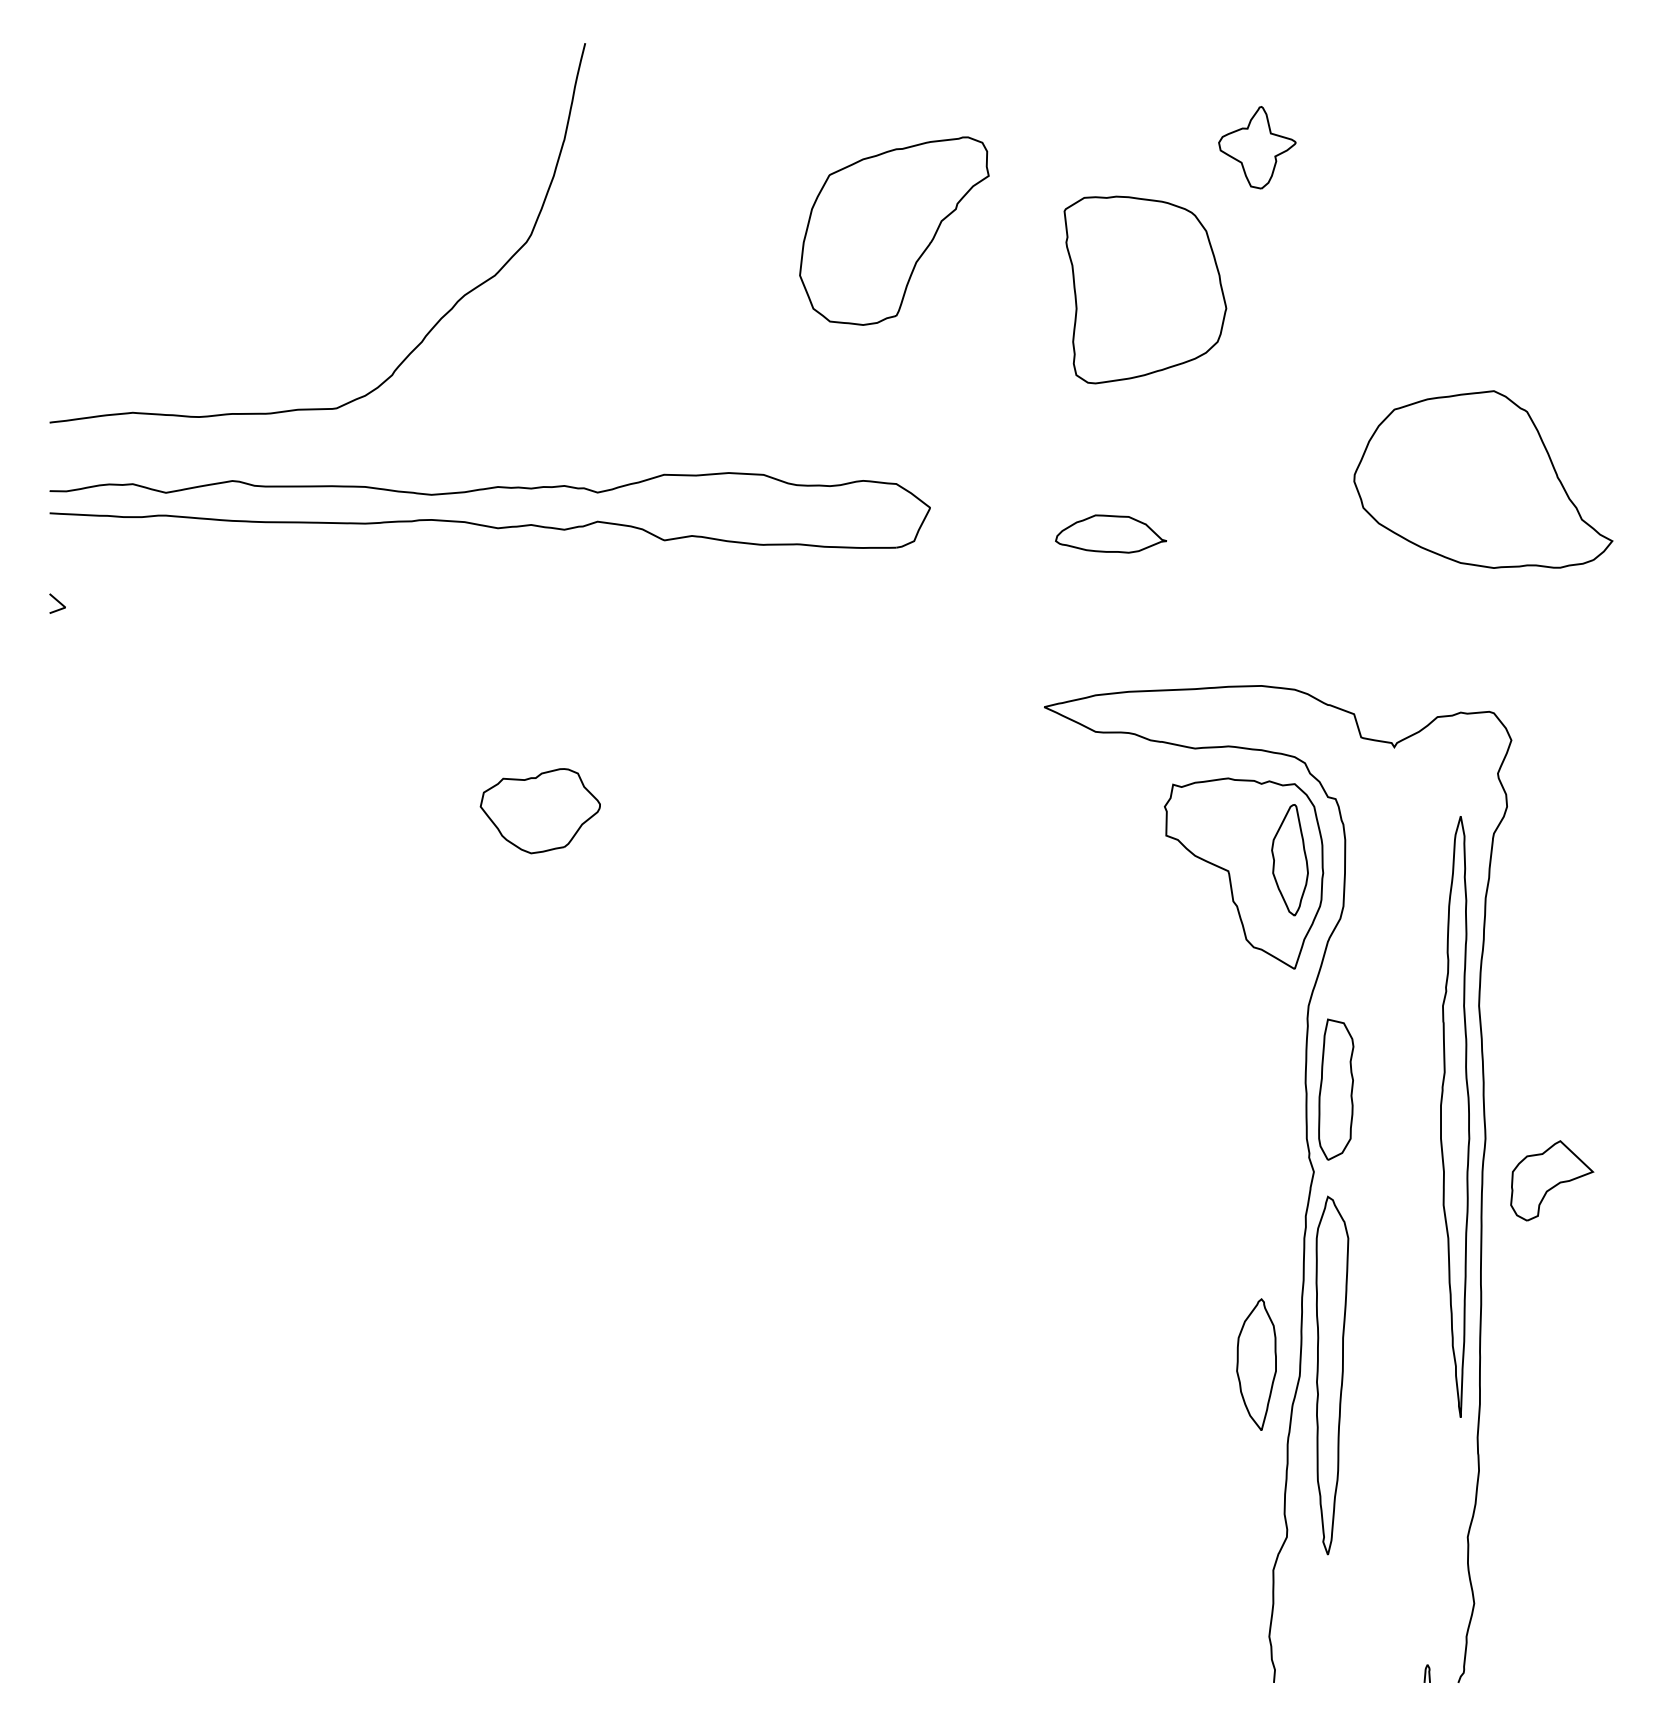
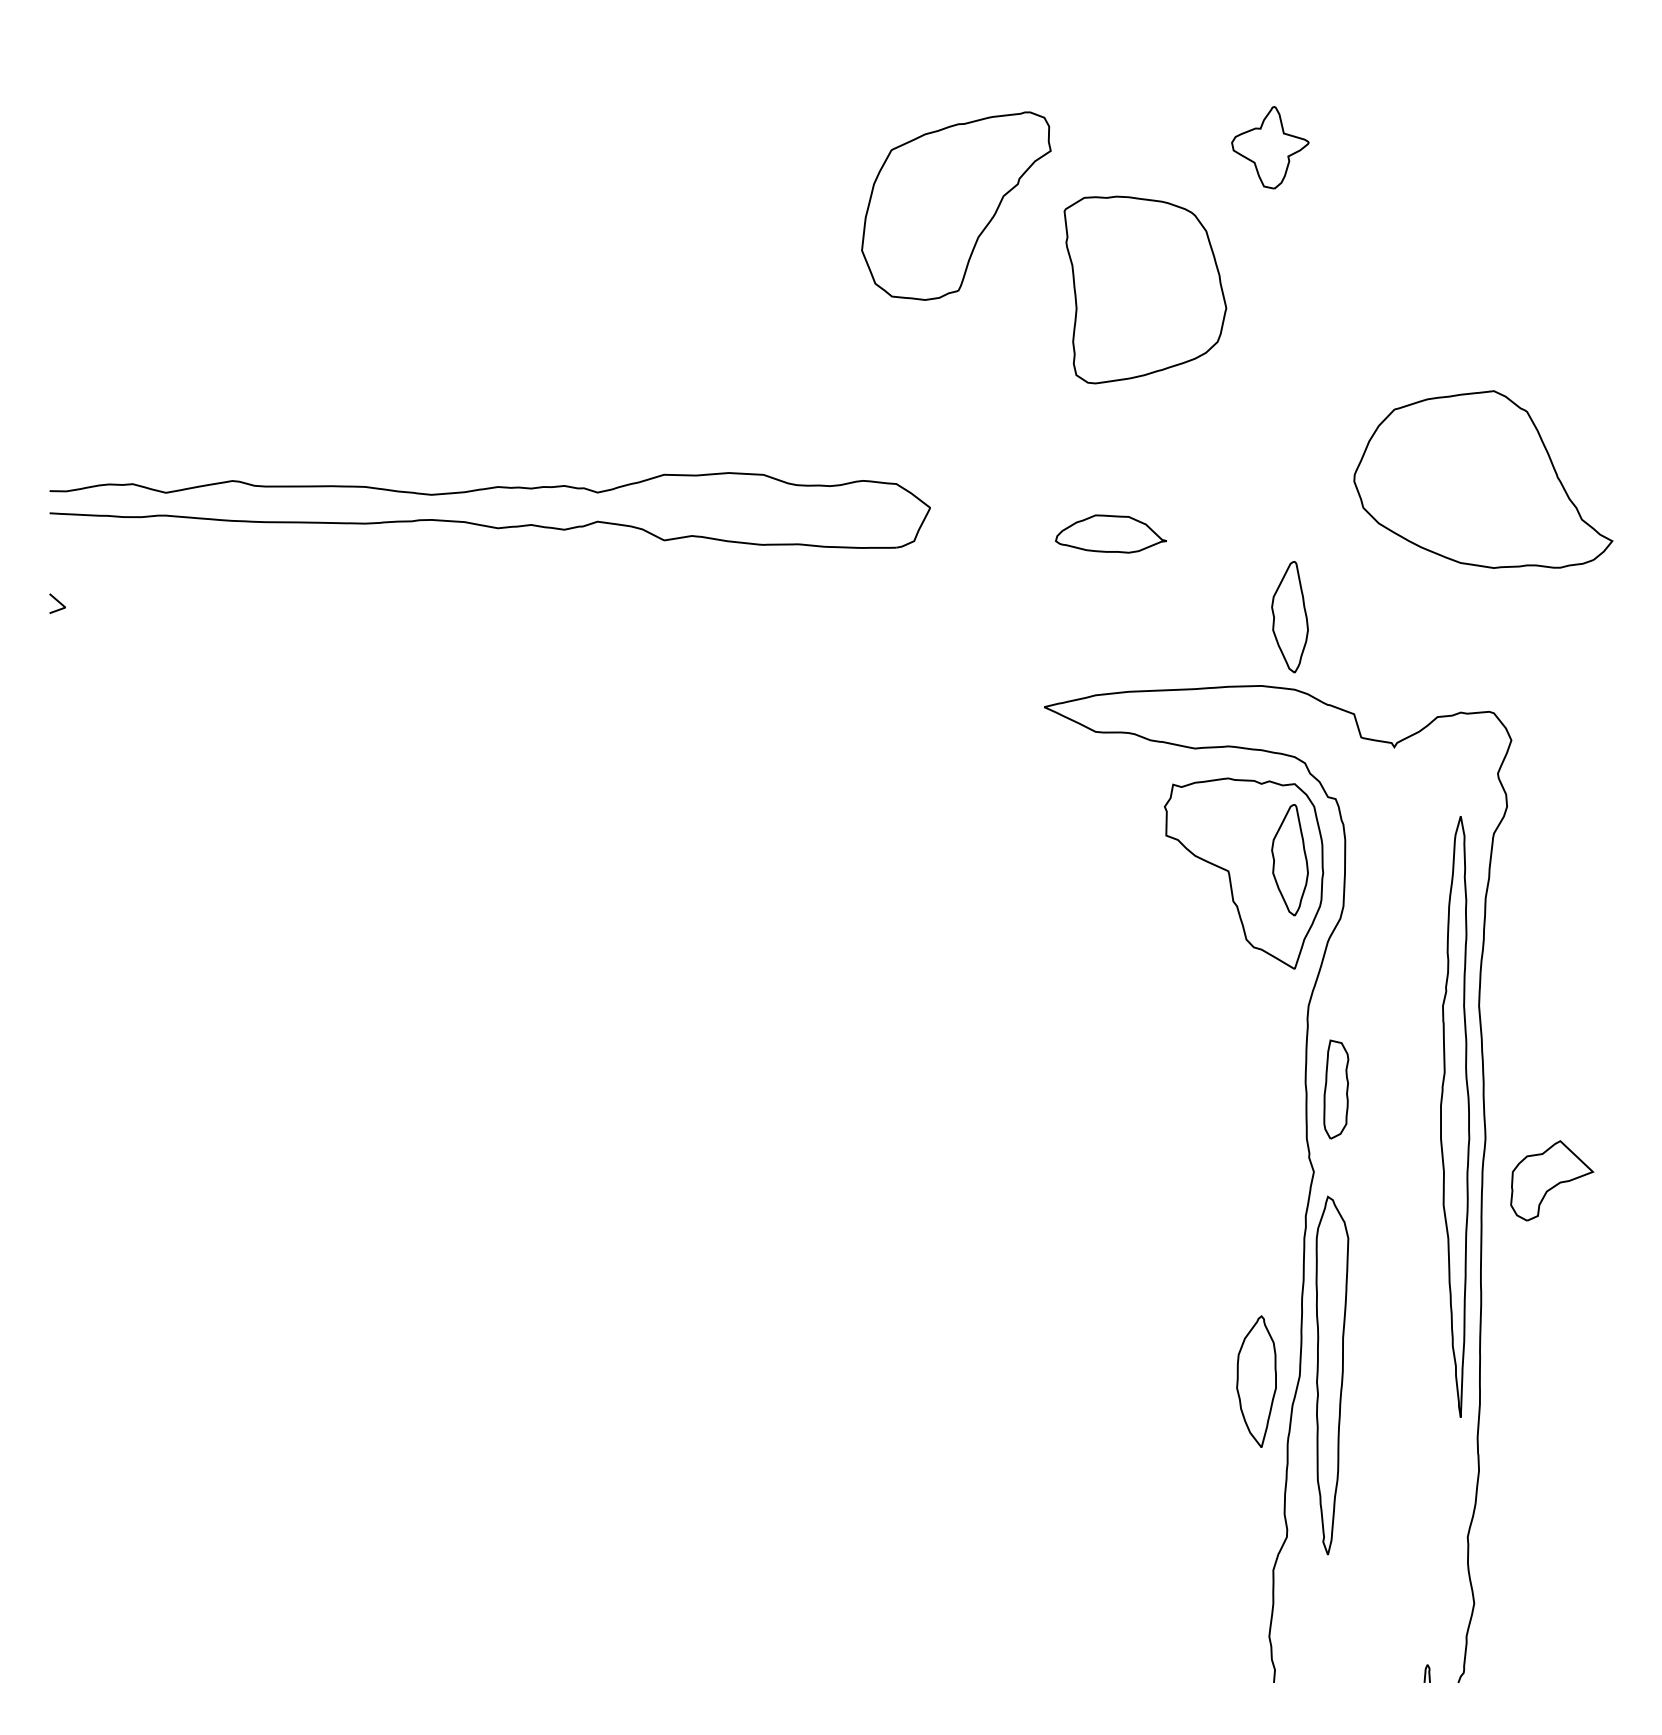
part position: (1257, 147) -> (1270, 147) (1270, 147)
part position: (894, 230) -> (956, 205) (956, 205)
curve: present -> none (426, 333)
part: none -> present (1289, 617)
part: present -> none (539, 811)
part size: 37x143 px -> 27x101 px (1336, 1089)
part position: (1256, 1364) -> (1256, 1381) (1256, 1381)
